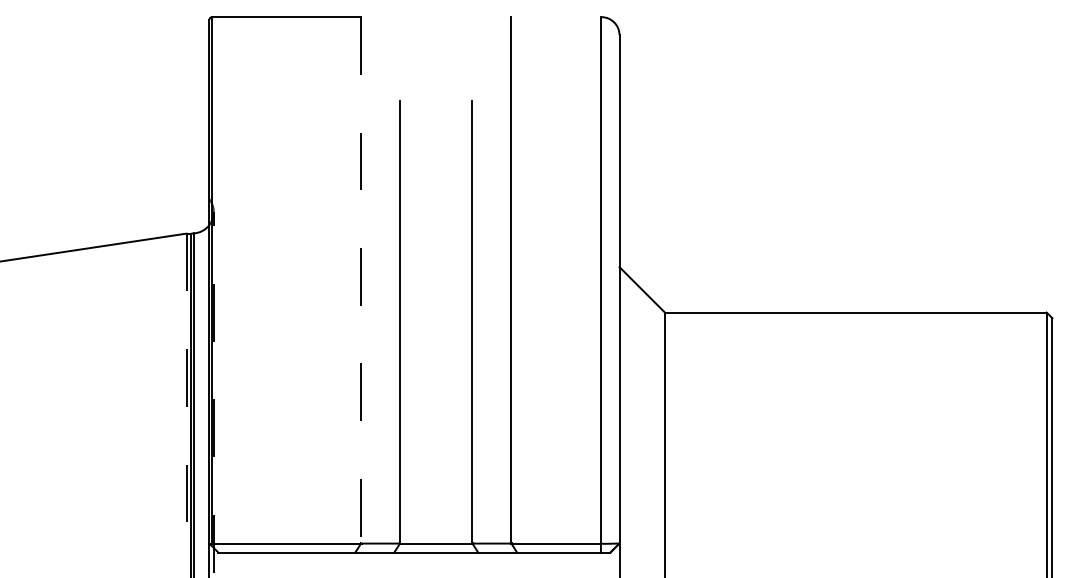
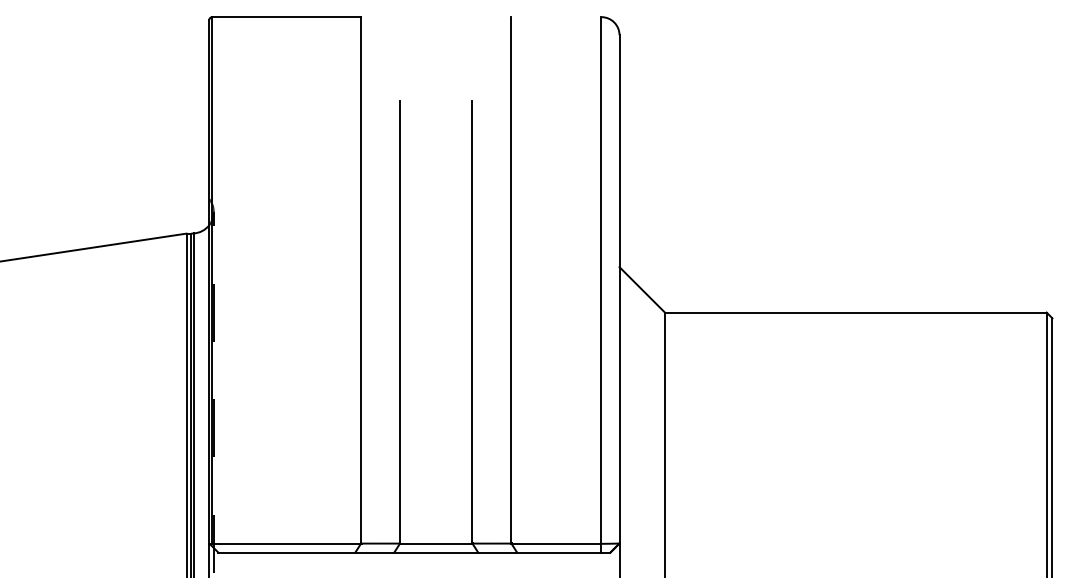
line: dashed -> solid (361, 280)
line: dashed -> solid (186, 405)
